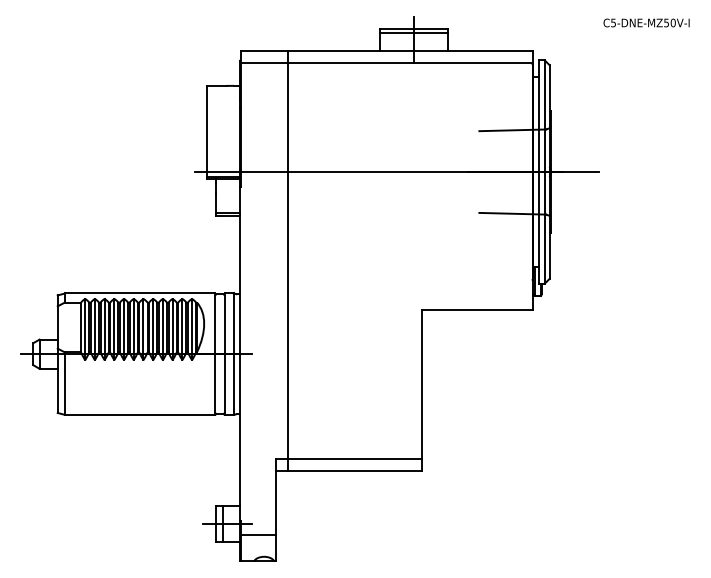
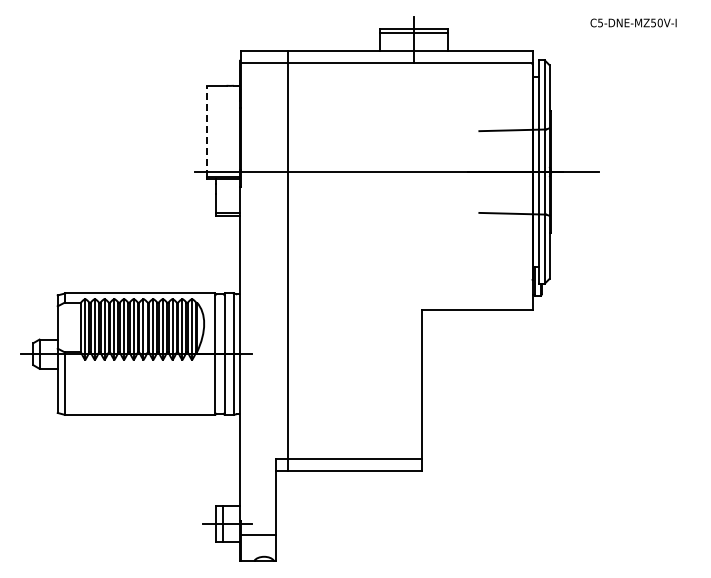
text position: (646, 22) -> (633, 22) (633, 22)
line: solid -> dashed (207, 131)
